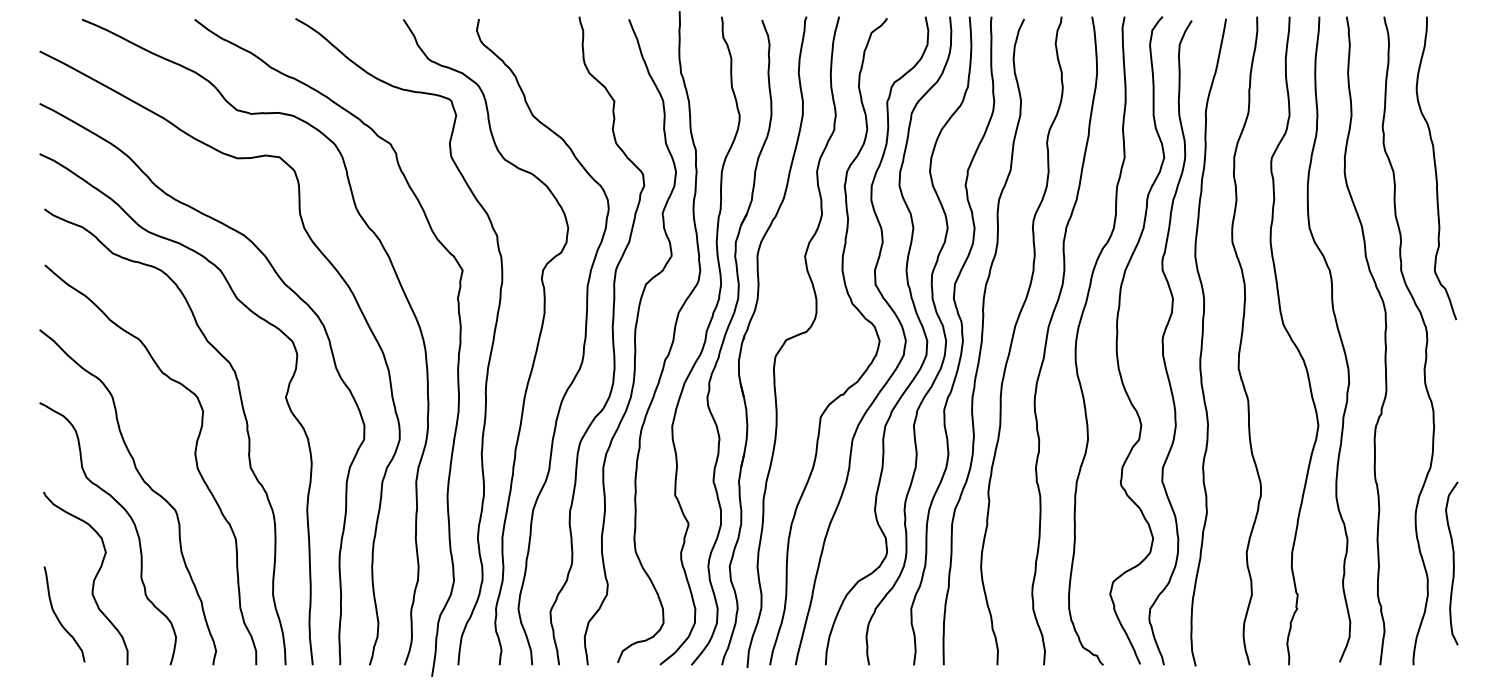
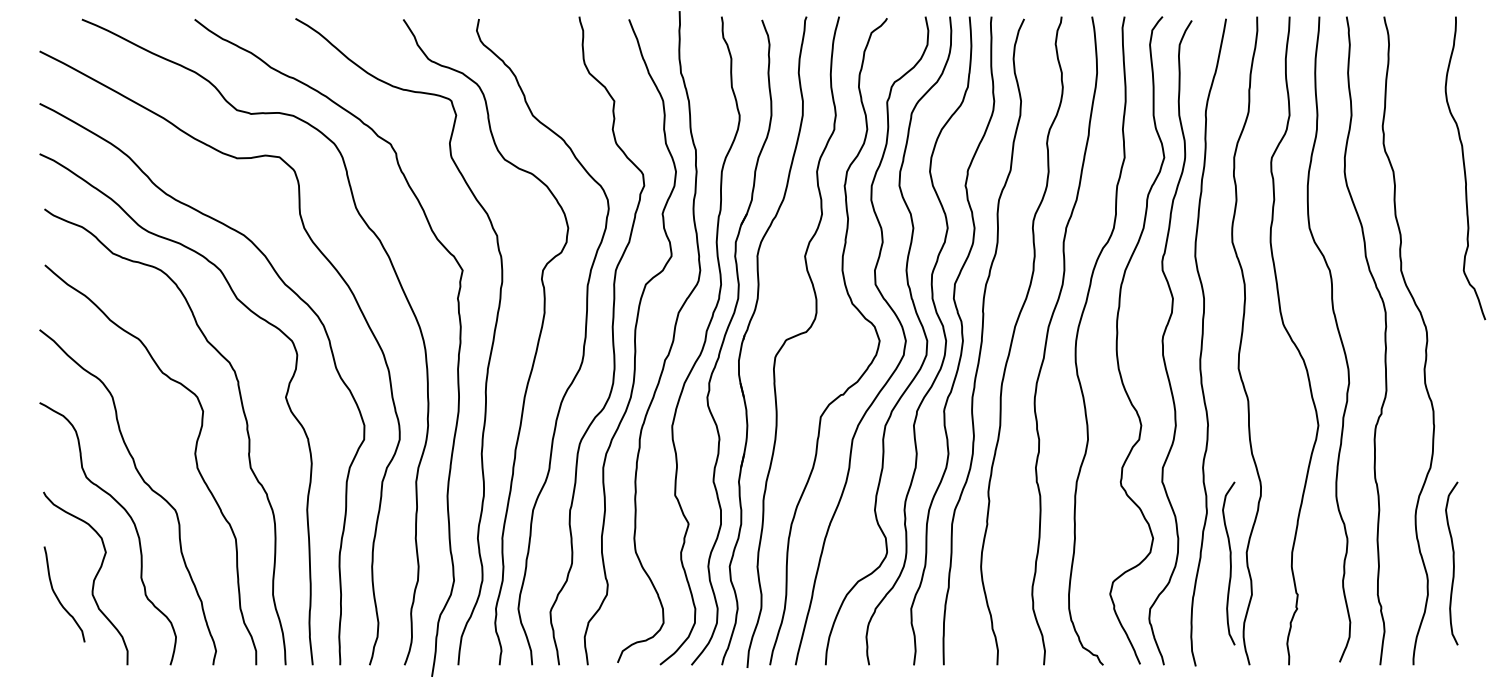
curve position: (1436, 168) -> (1465, 168) (1465, 168)
curve: none -> present (1229, 562)
curve position: (58, 617) -> (58, 597) (58, 597)
